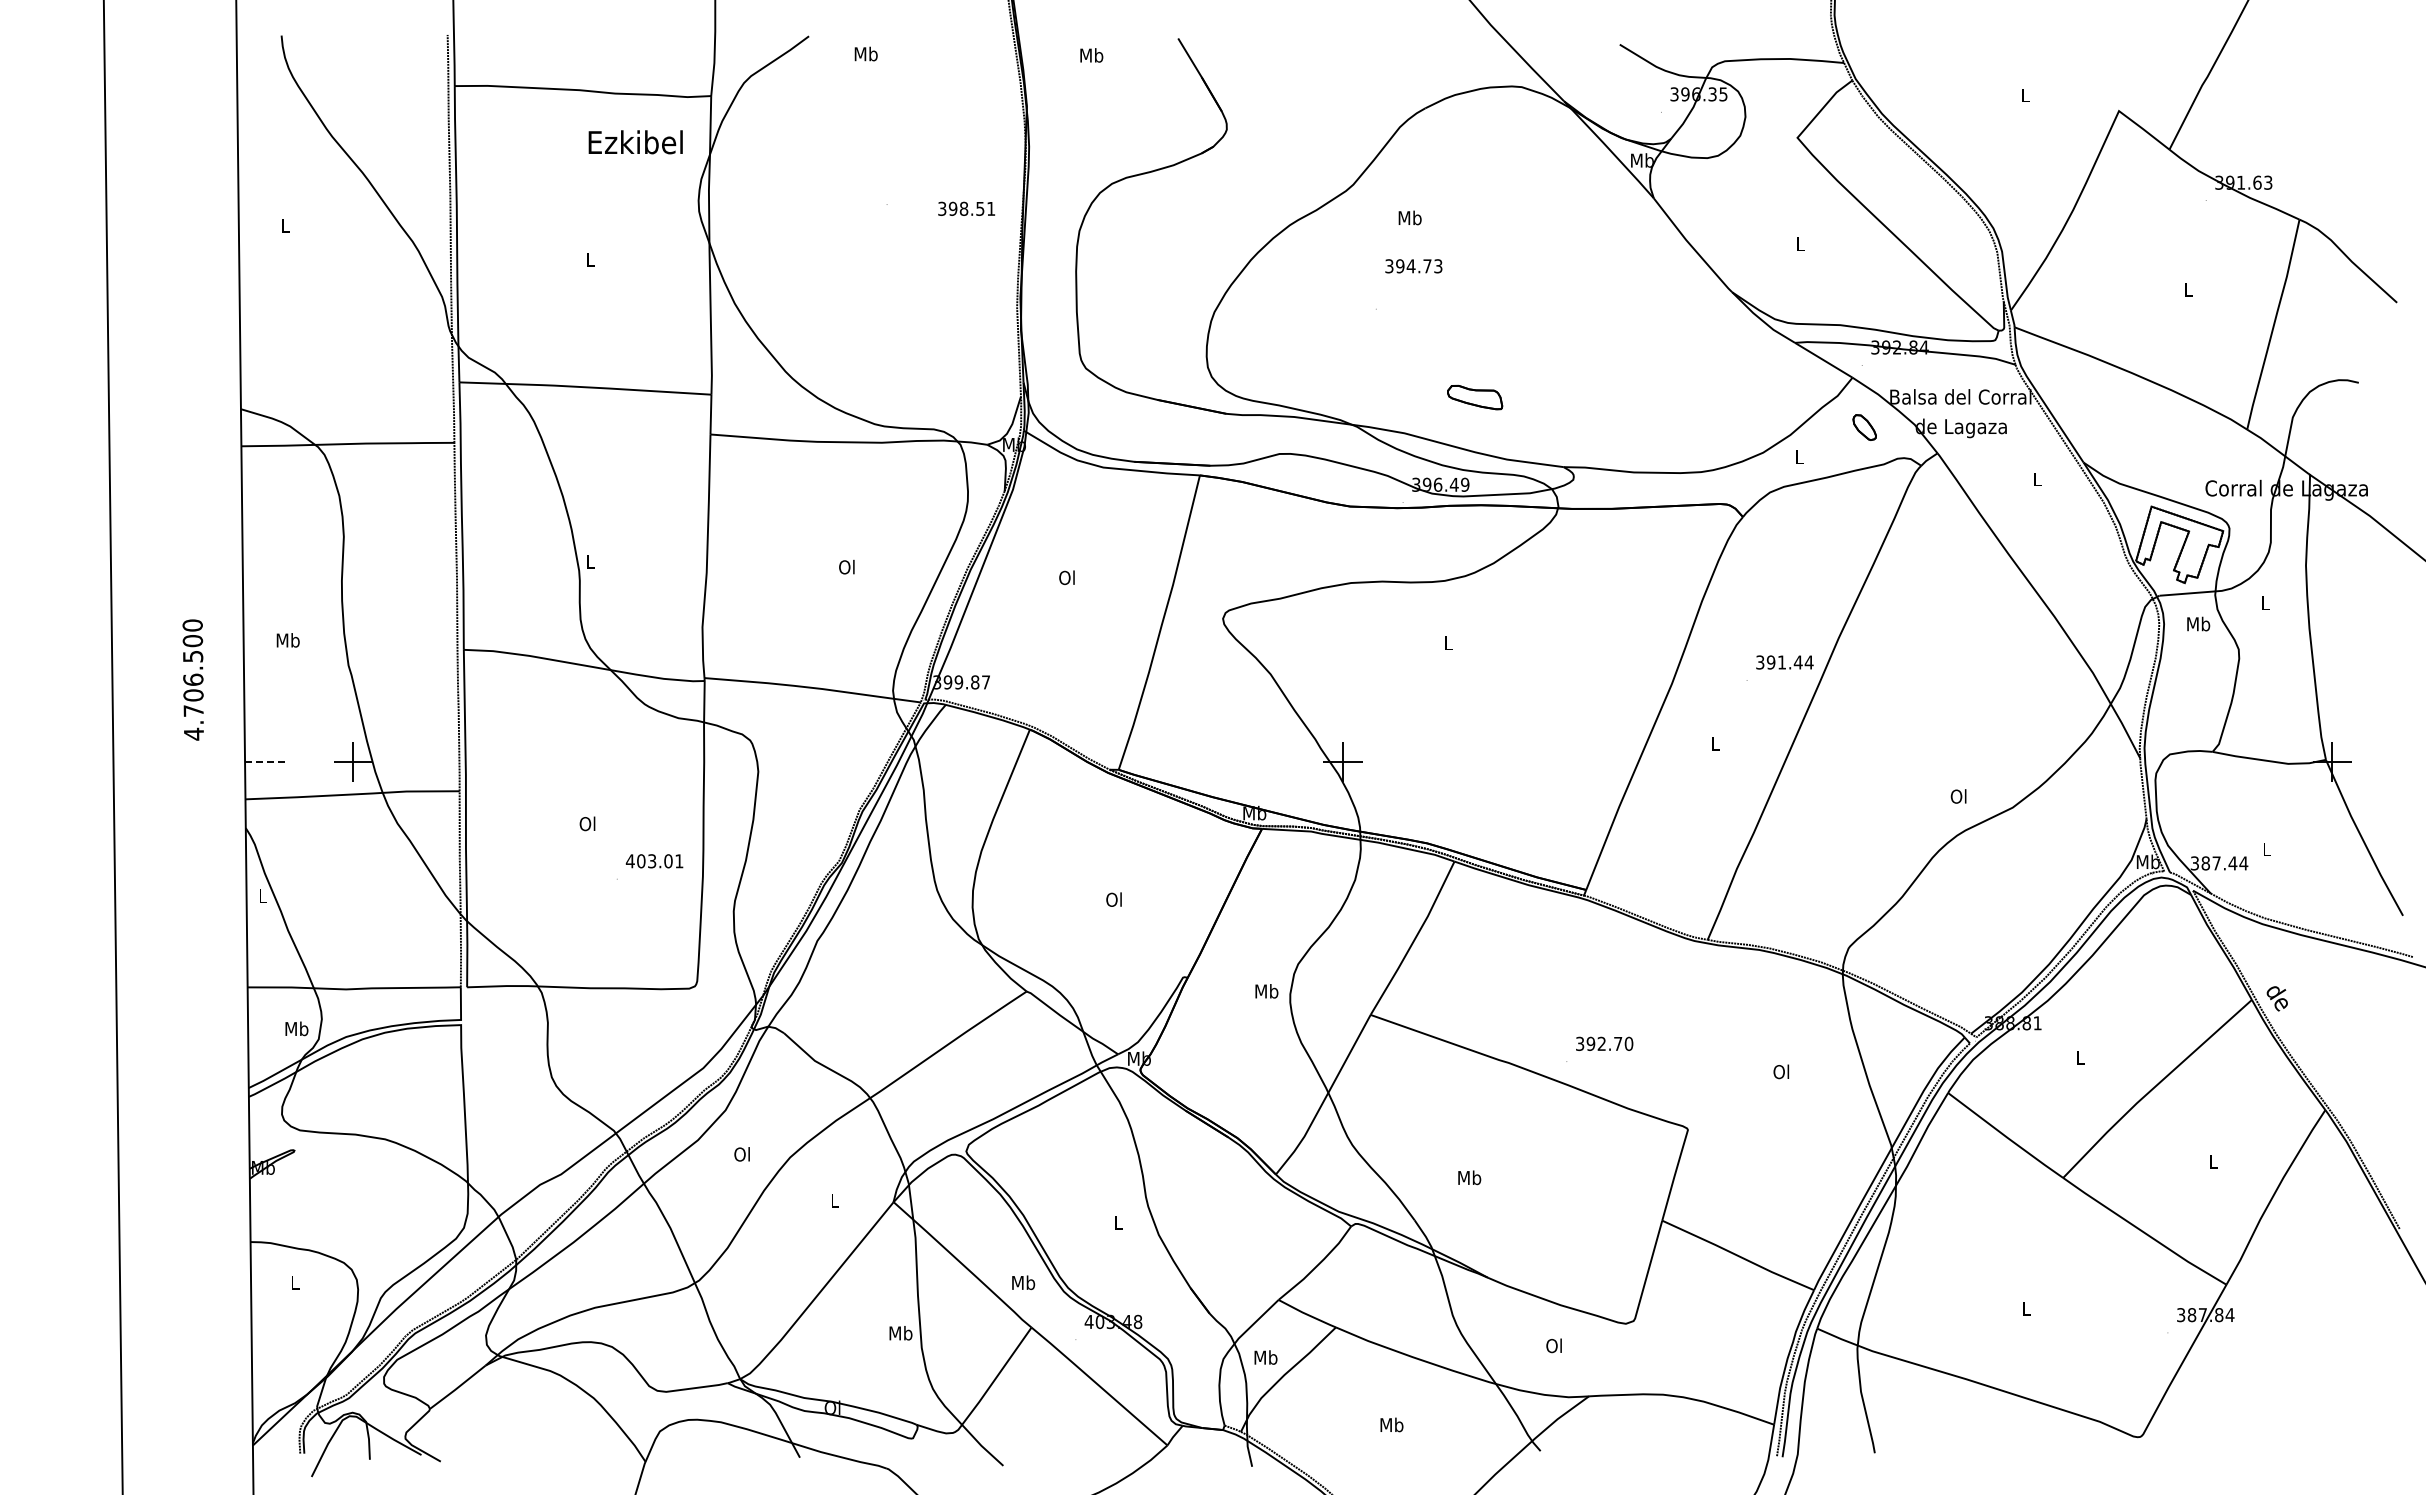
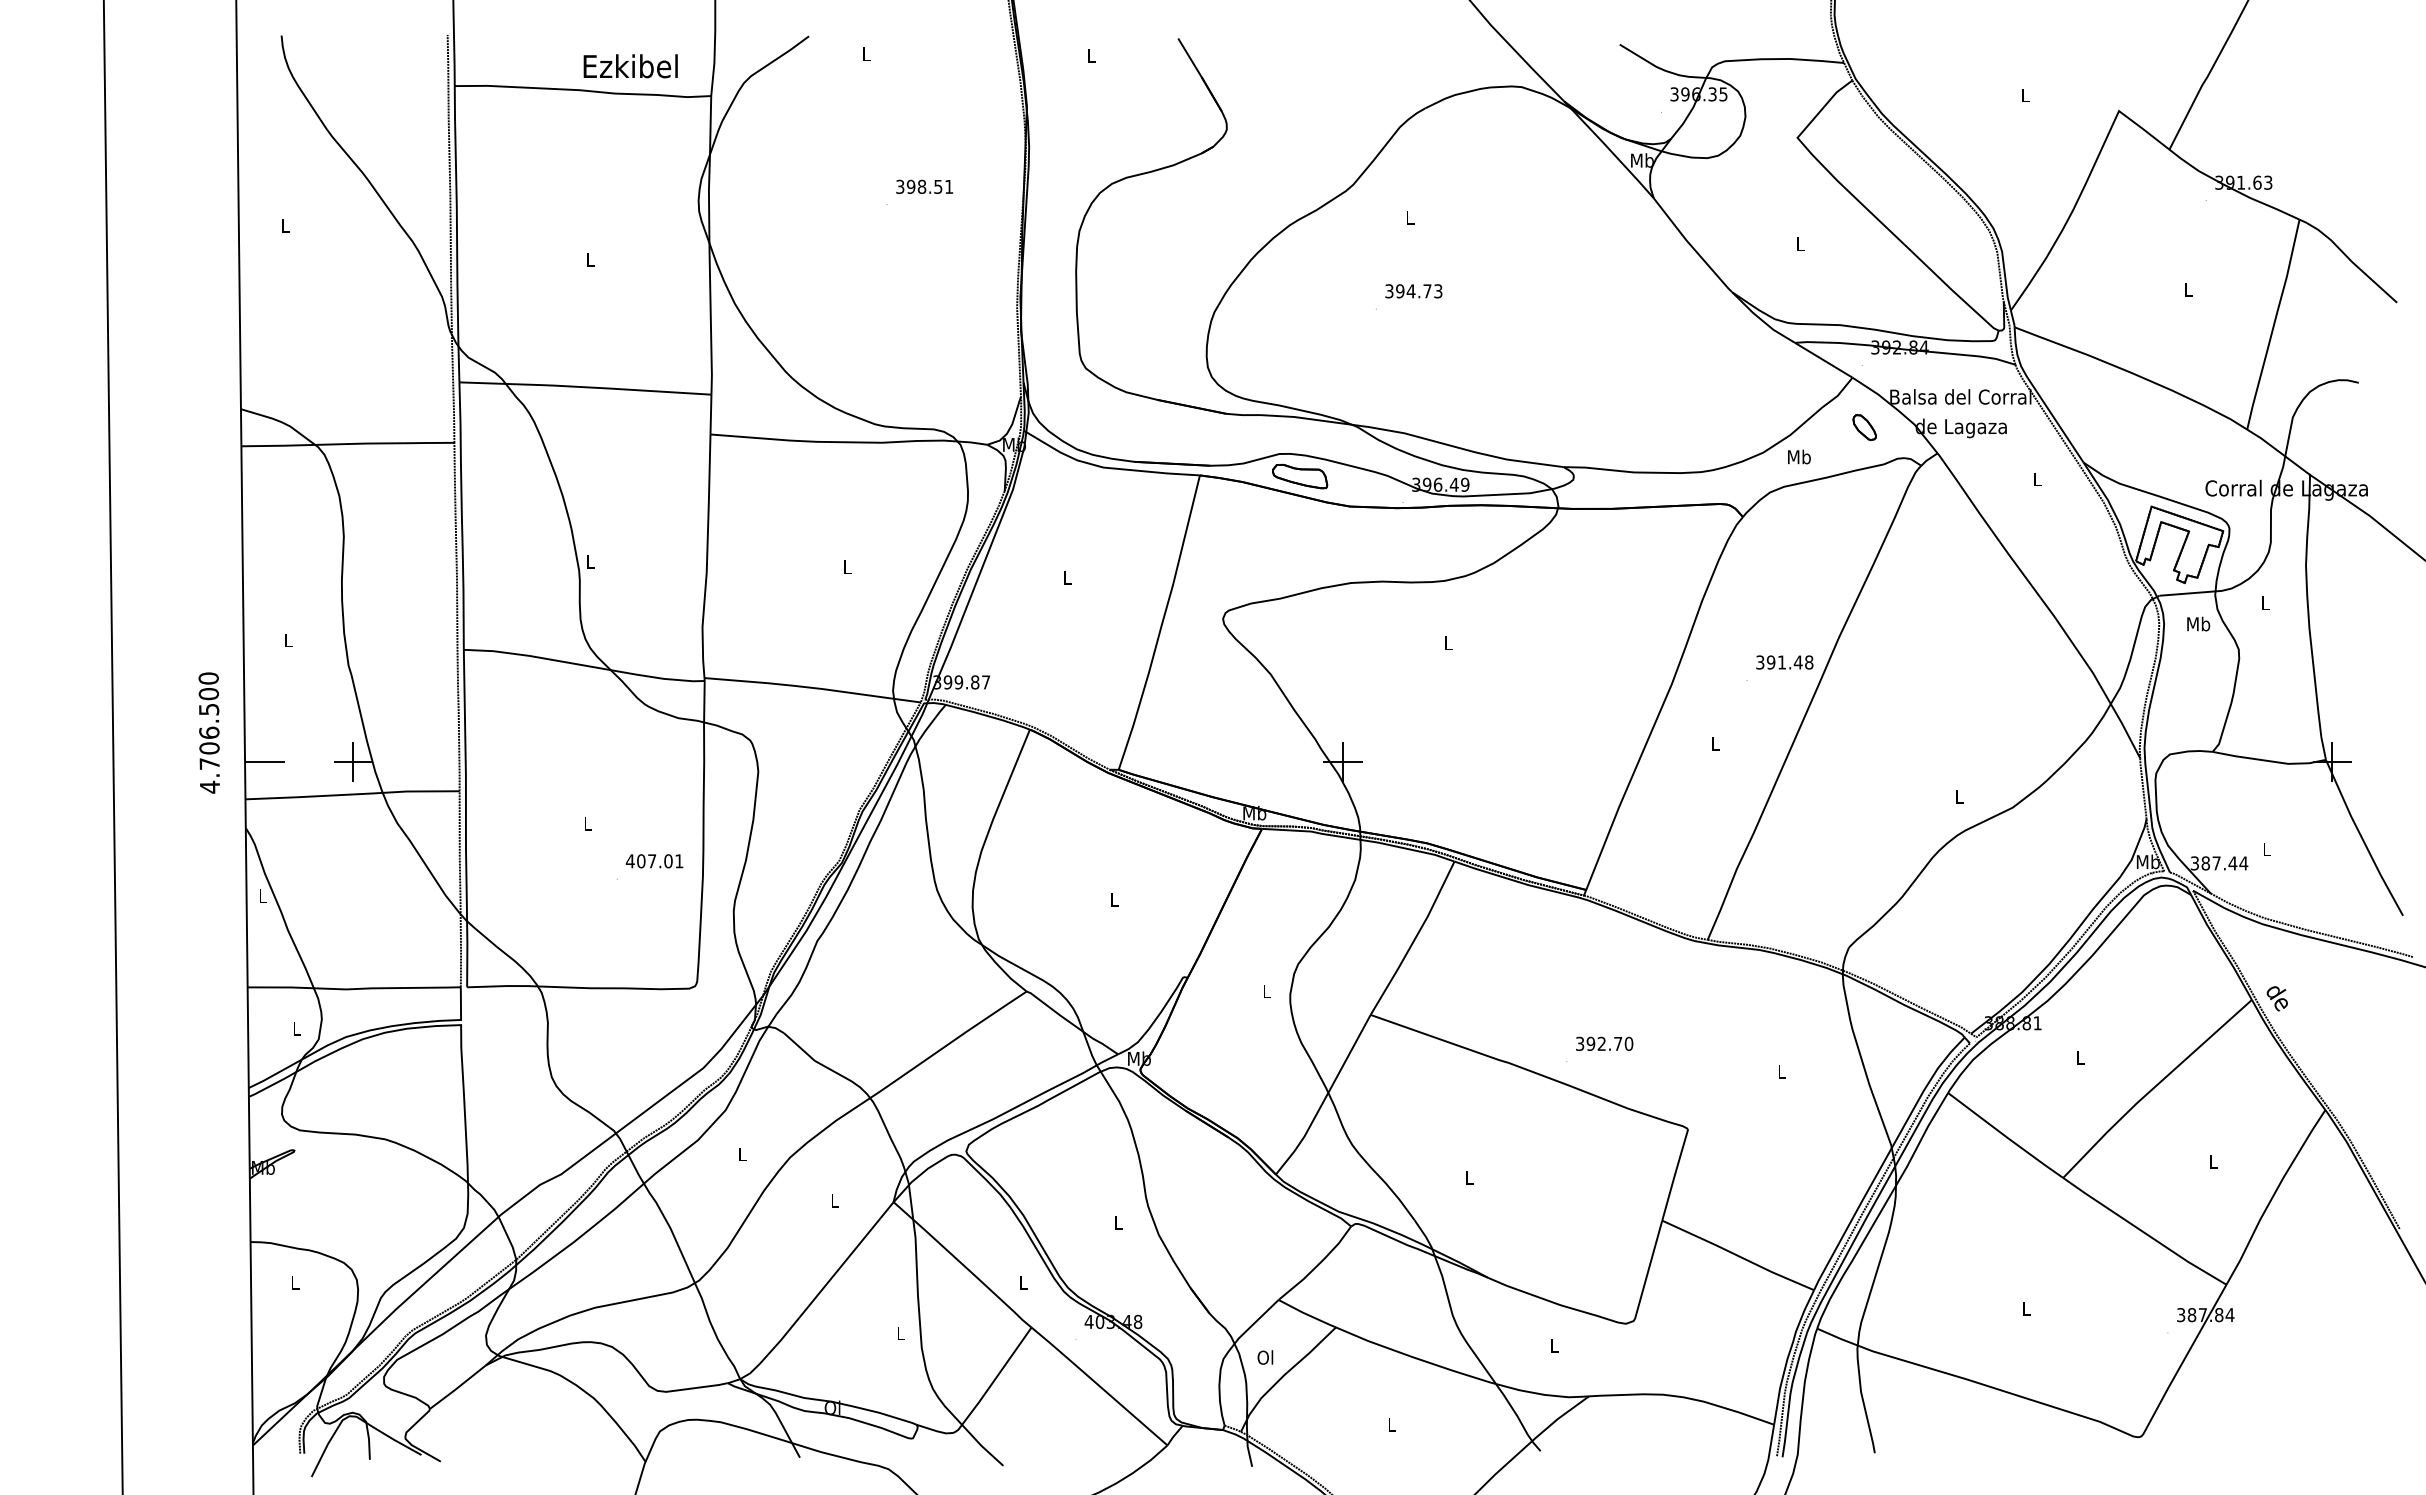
text: Mb -> L (865, 53)
text: Mb -> L (1091, 55)
text position: (635, 142) -> (630, 66) (630, 66)
text position: (966, 208) -> (924, 186) (924, 186)
text: Mb -> L (1409, 217)
text position: (1413, 266) -> (1413, 291) (1413, 291)
part position: (1475, 397) -> (1300, 476) (1300, 476)
text: L -> Mb (1799, 456)
text: Ol -> L (846, 566)
text: Ol -> L (1066, 577)
text: Mb -> L (287, 640)
text: 391.44 -> 391.48 (1808, 662)
text position: (192, 679) -> (208, 732) (208, 732)
line: dashed -> solid (264, 761)
text: Ol -> L (1958, 796)
text: Ol -> L (587, 823)
text: 403.01 -> 407.01 (652, 861)
text: Ol -> L (1113, 899)
text: Mb -> L (1266, 991)
text: Mb -> L (296, 1028)
text: Ol -> L (1781, 1071)
text: Ol -> L (741, 1154)
text: Mb -> L (1469, 1177)
text: Mb -> L (1023, 1282)
text: Mb -> L (900, 1333)
text: Ol -> L (1553, 1345)
text: Mb -> Ol (1265, 1357)
text: Mb -> L (1391, 1424)
